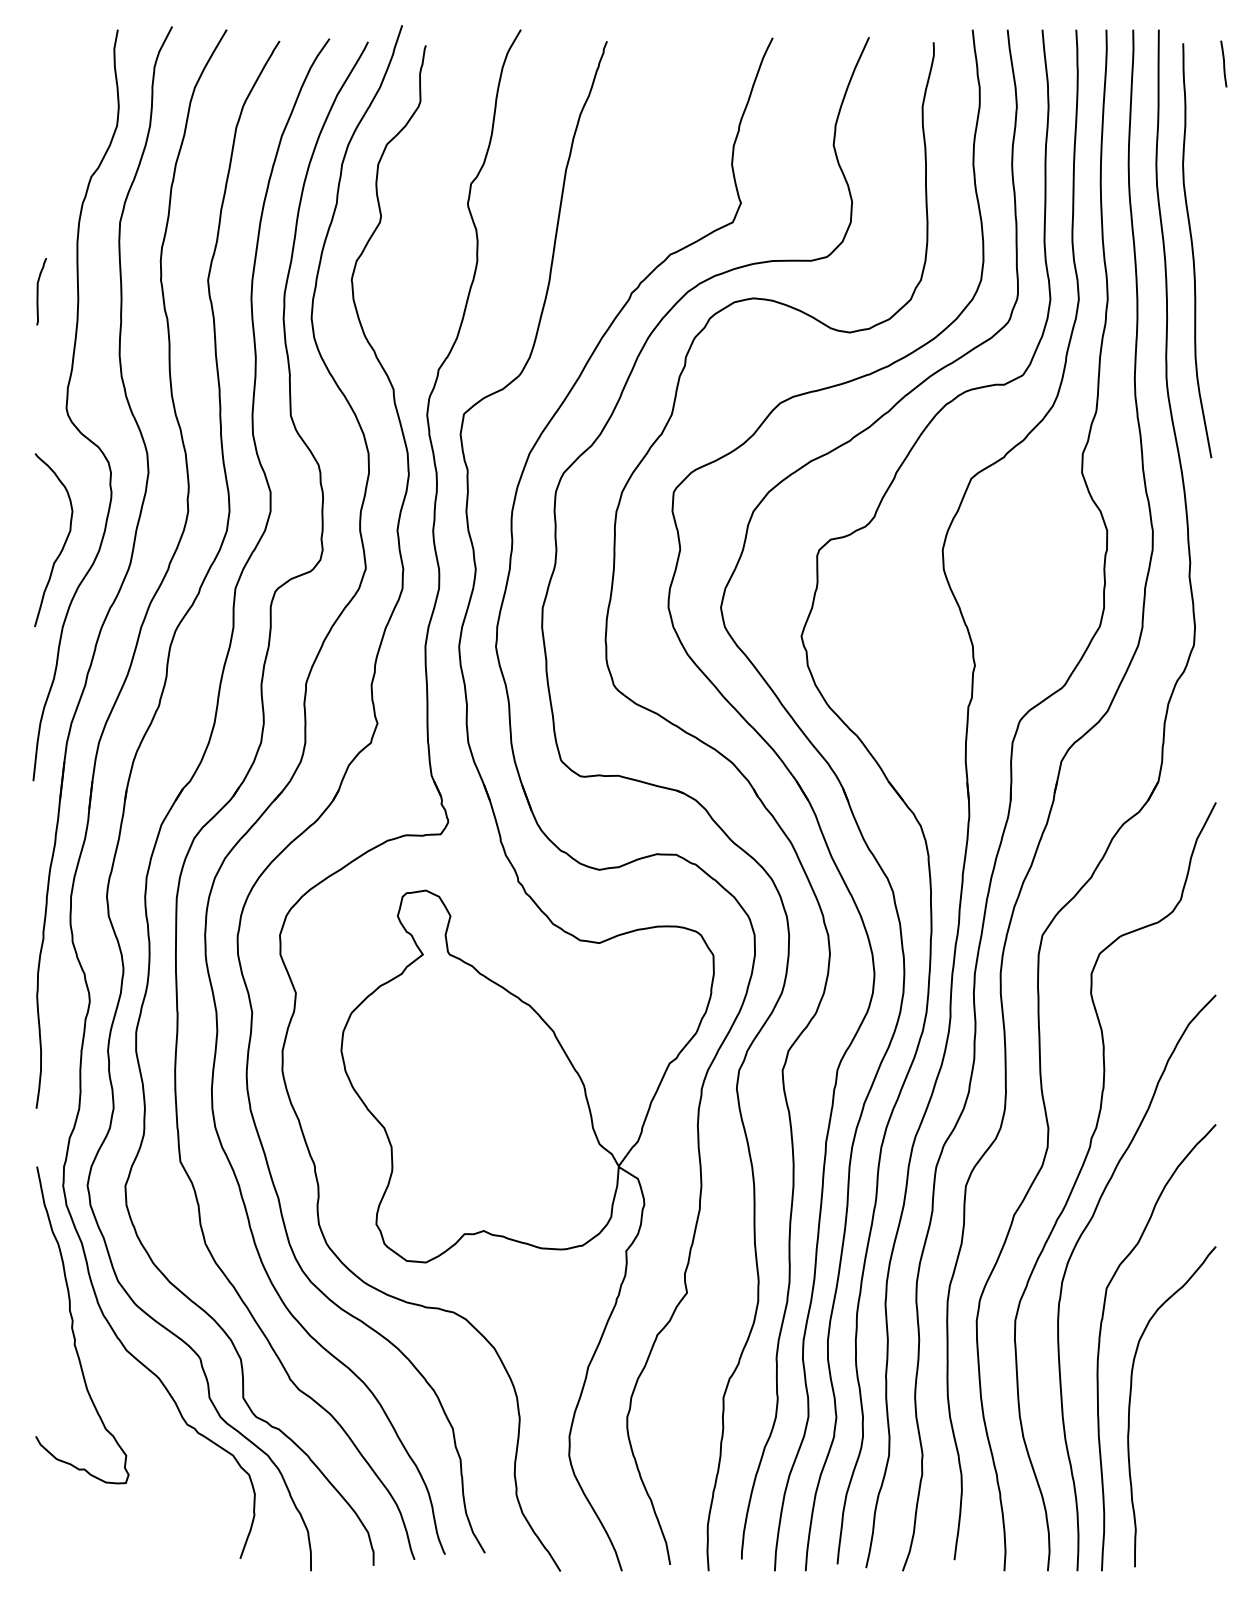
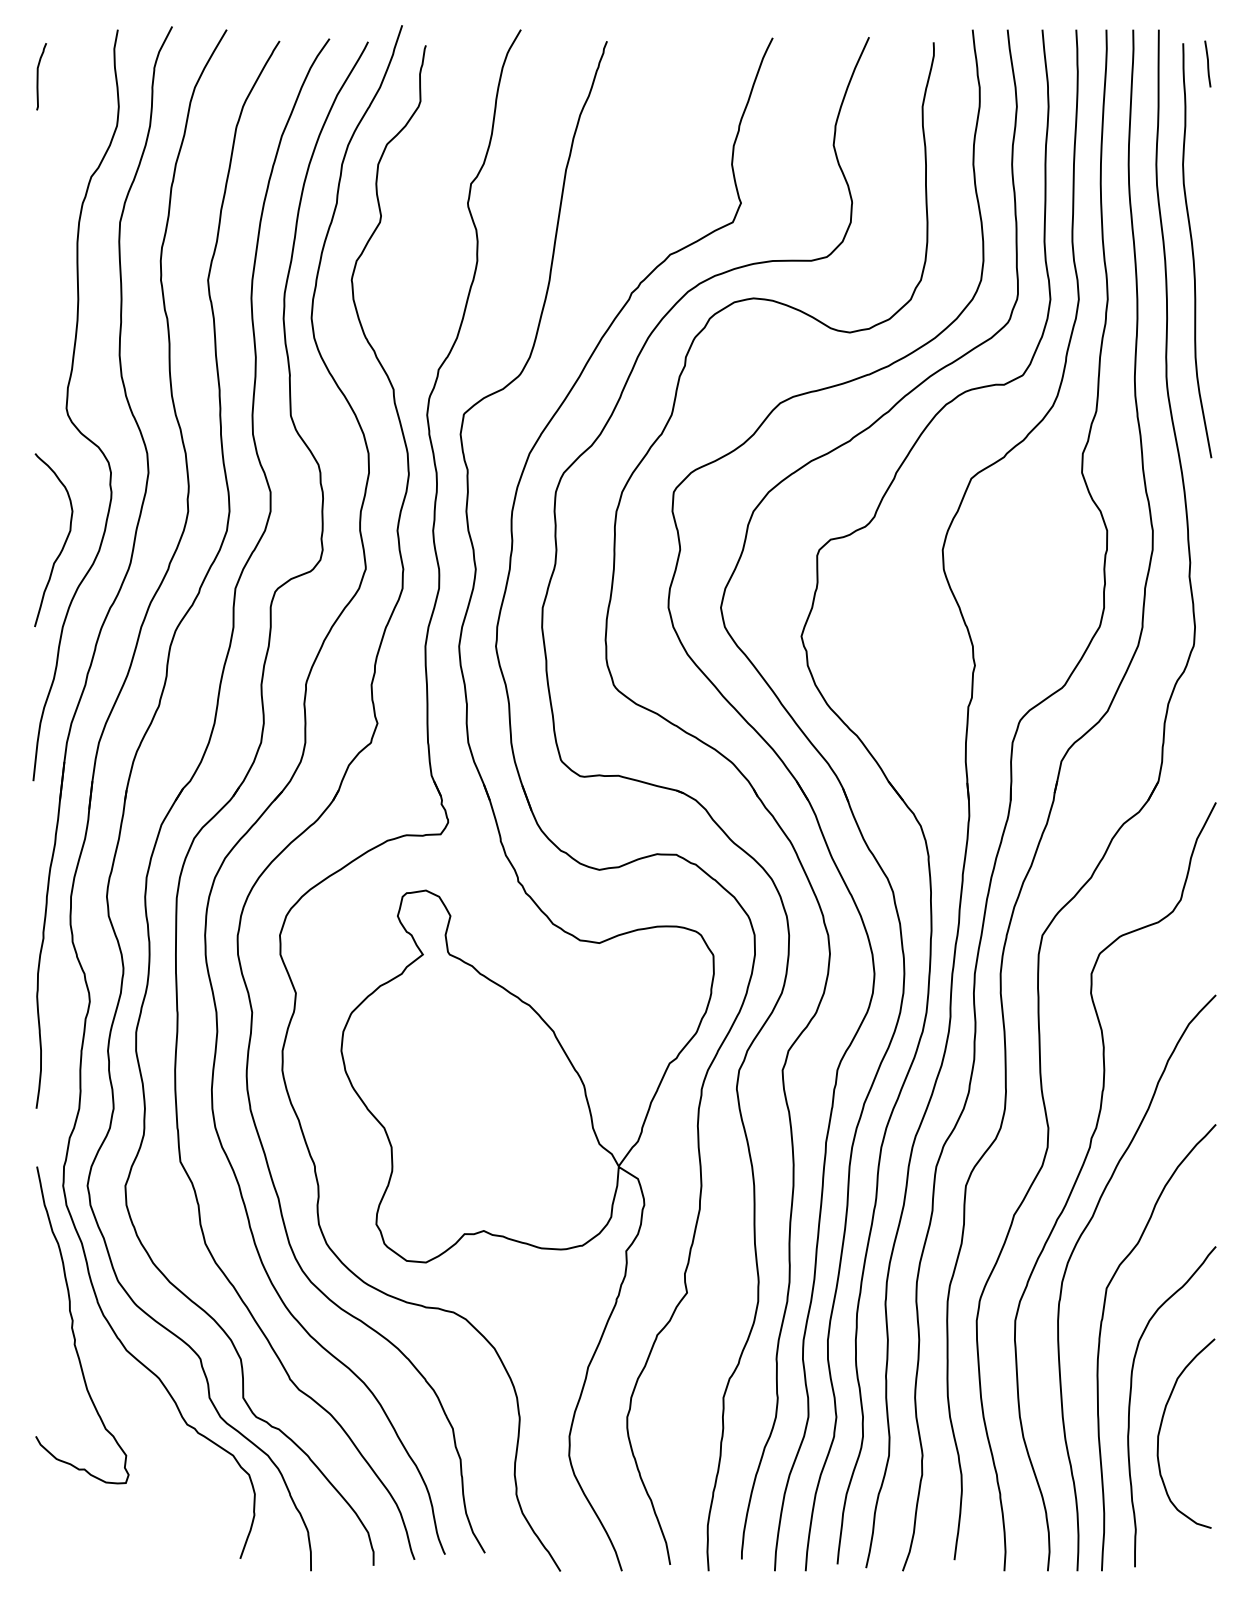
line position: (1223, 63) -> (1207, 63) (1207, 63)
curve position: (38, 291) -> (38, 76) (38, 76)
curve: none -> present (1161, 1427)
